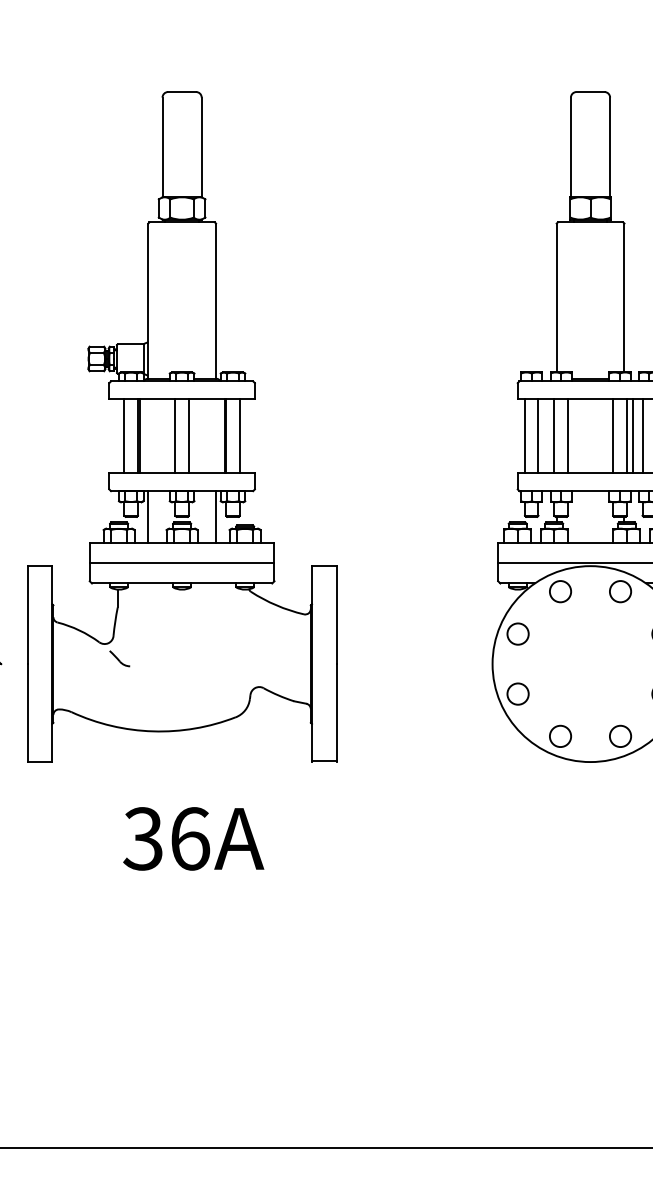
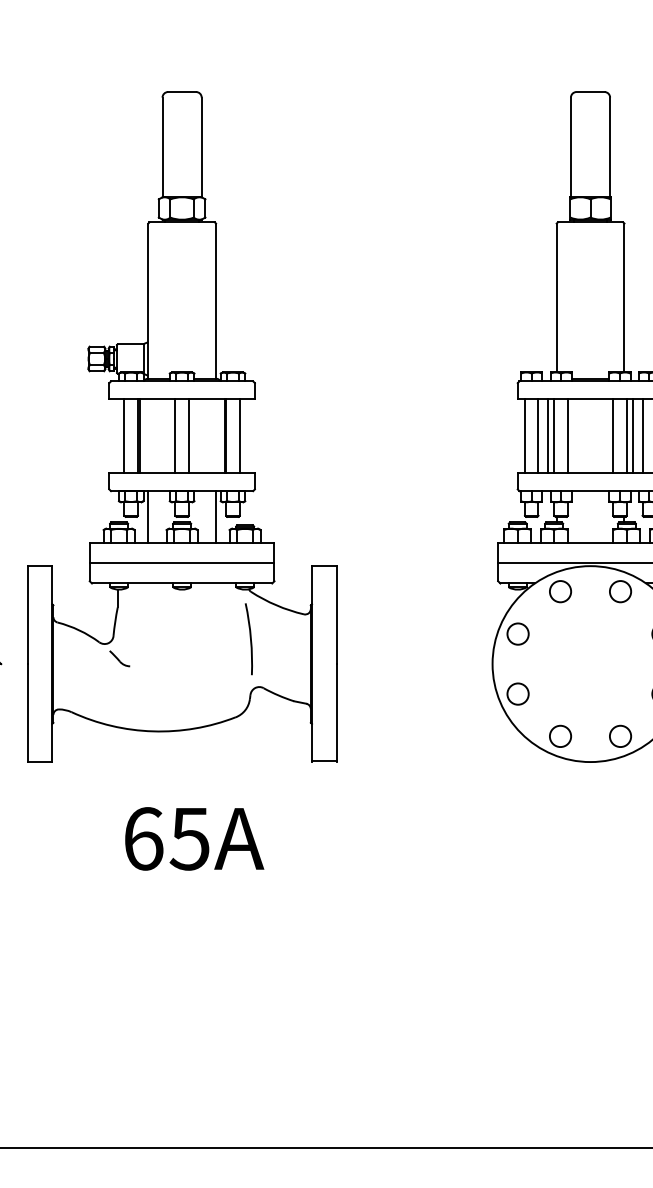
line: none -> present (547, 436)
arc: none -> present (250, 639)
text: 36A -> 65A (166, 838)
